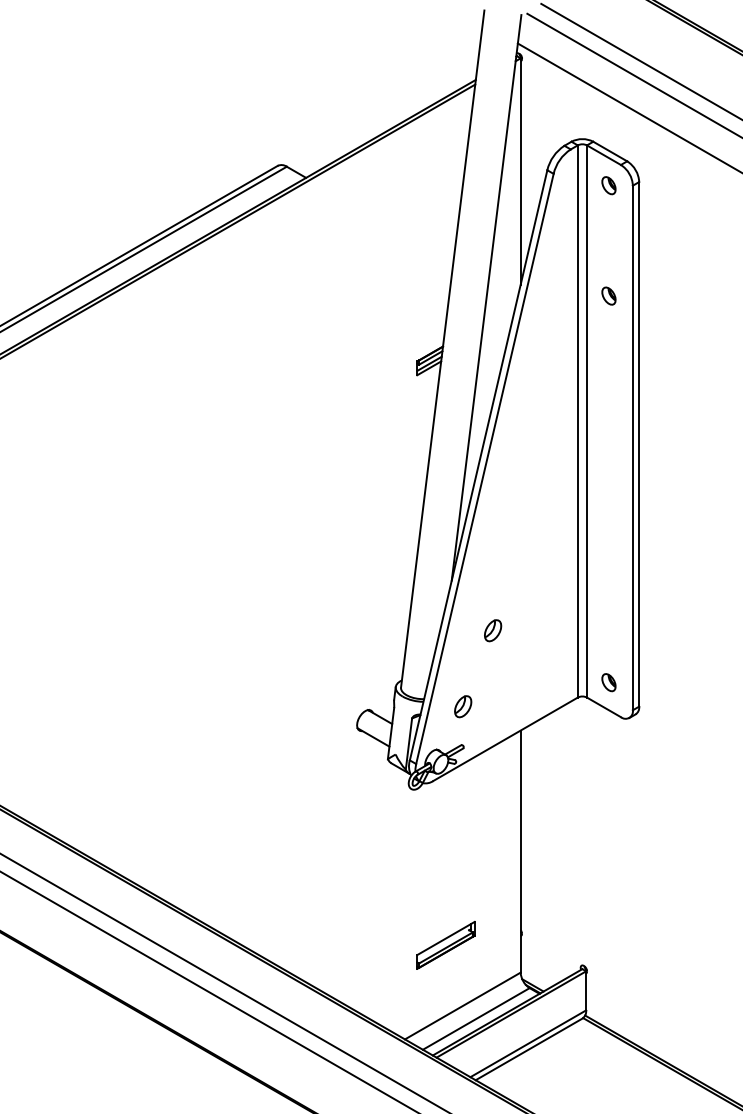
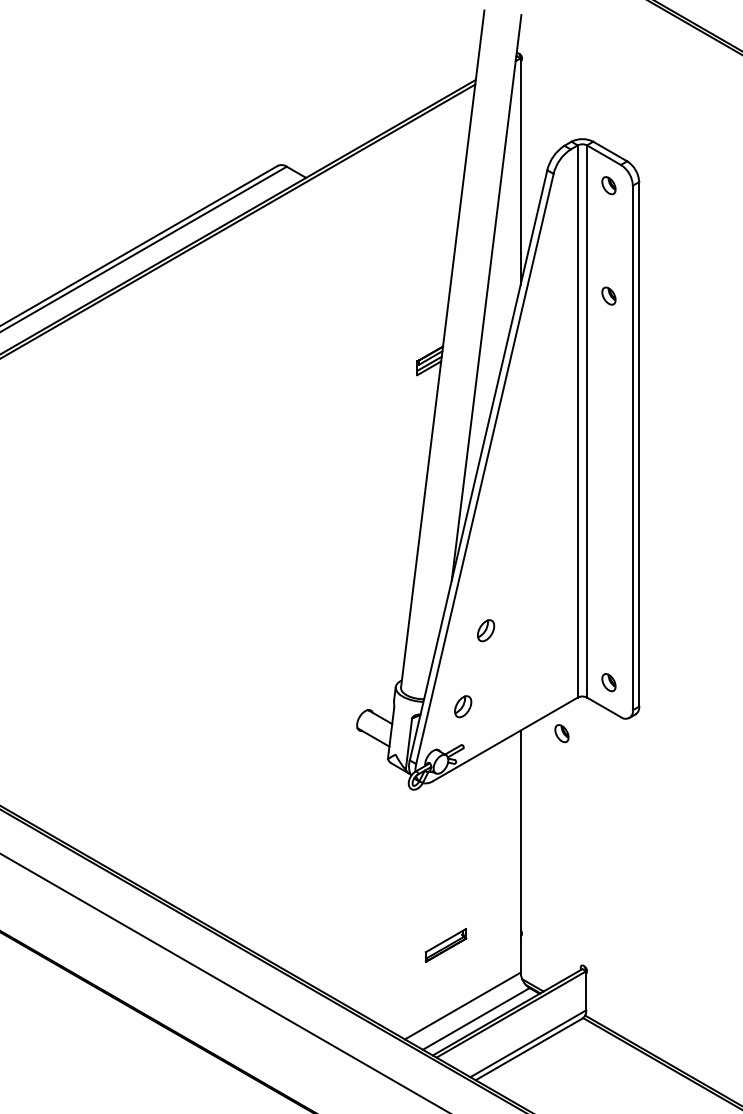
line: present -> none (640, 60)
line: present -> none (633, 74)
line: present -> none (628, 107)
part position: (493, 630) -> (486, 630) (486, 630)
part: none -> present (561, 733)
part size: 60x49 px -> 44x35 px (445, 945)
line: present -> none (208, 991)
